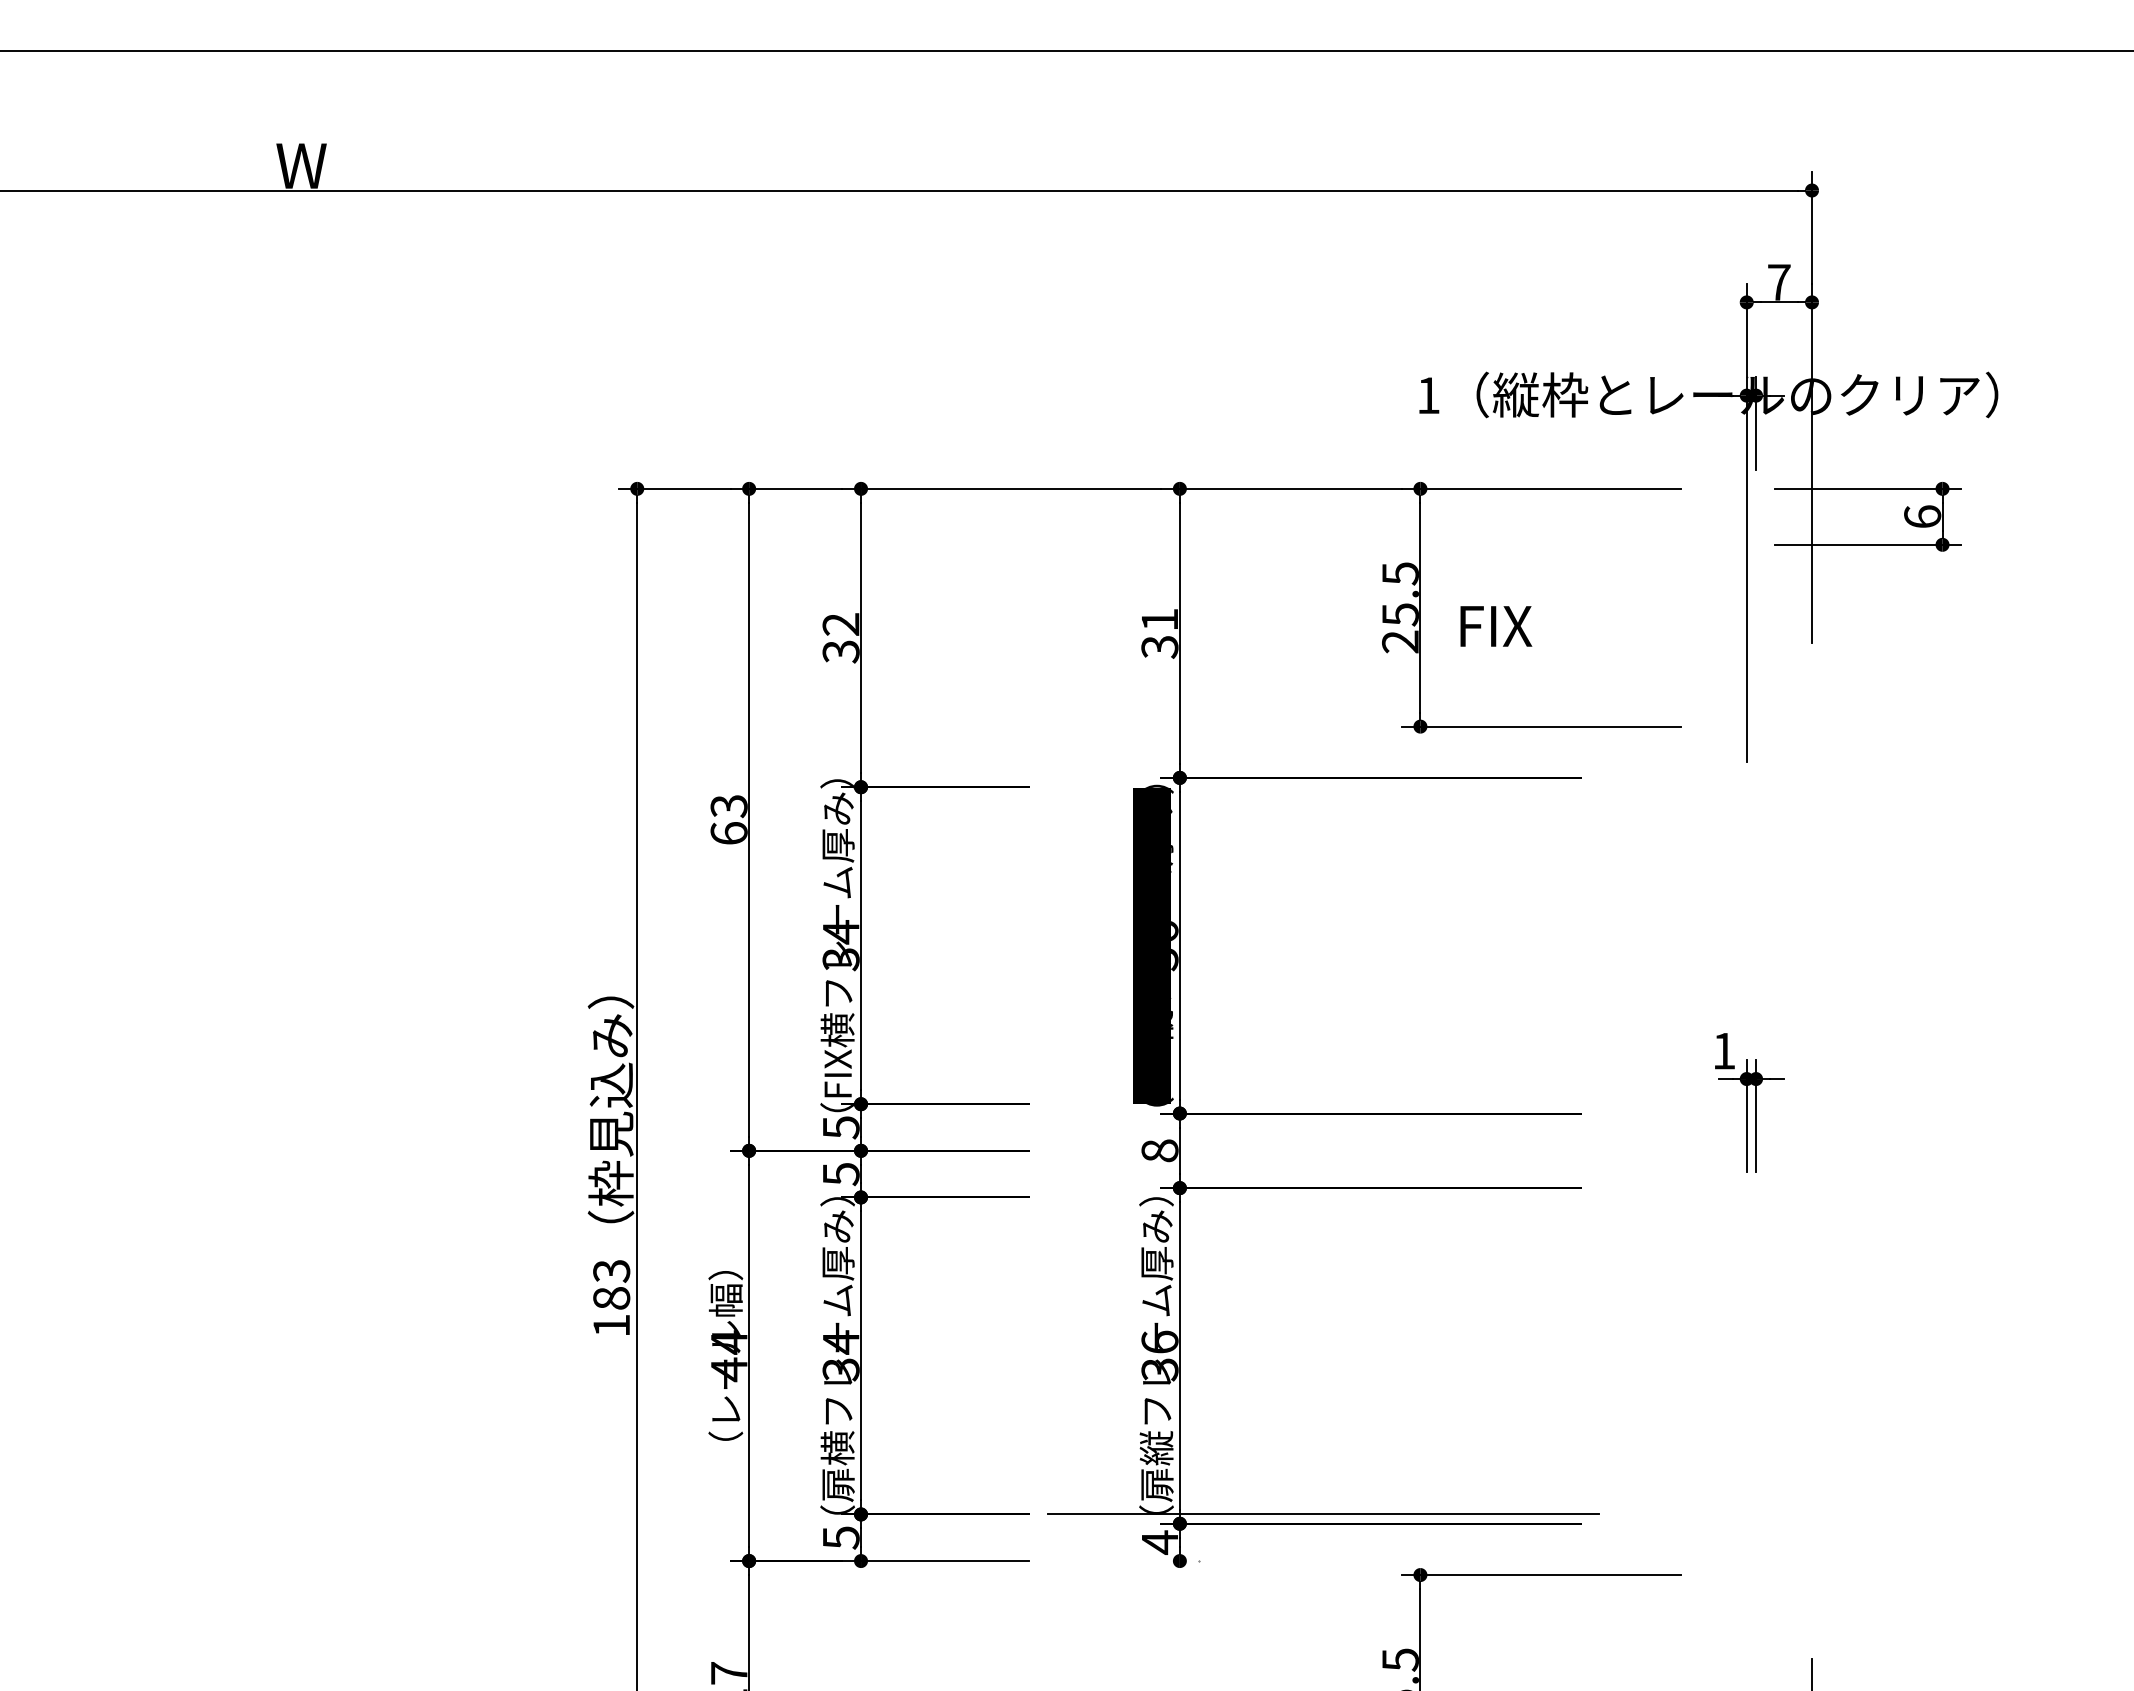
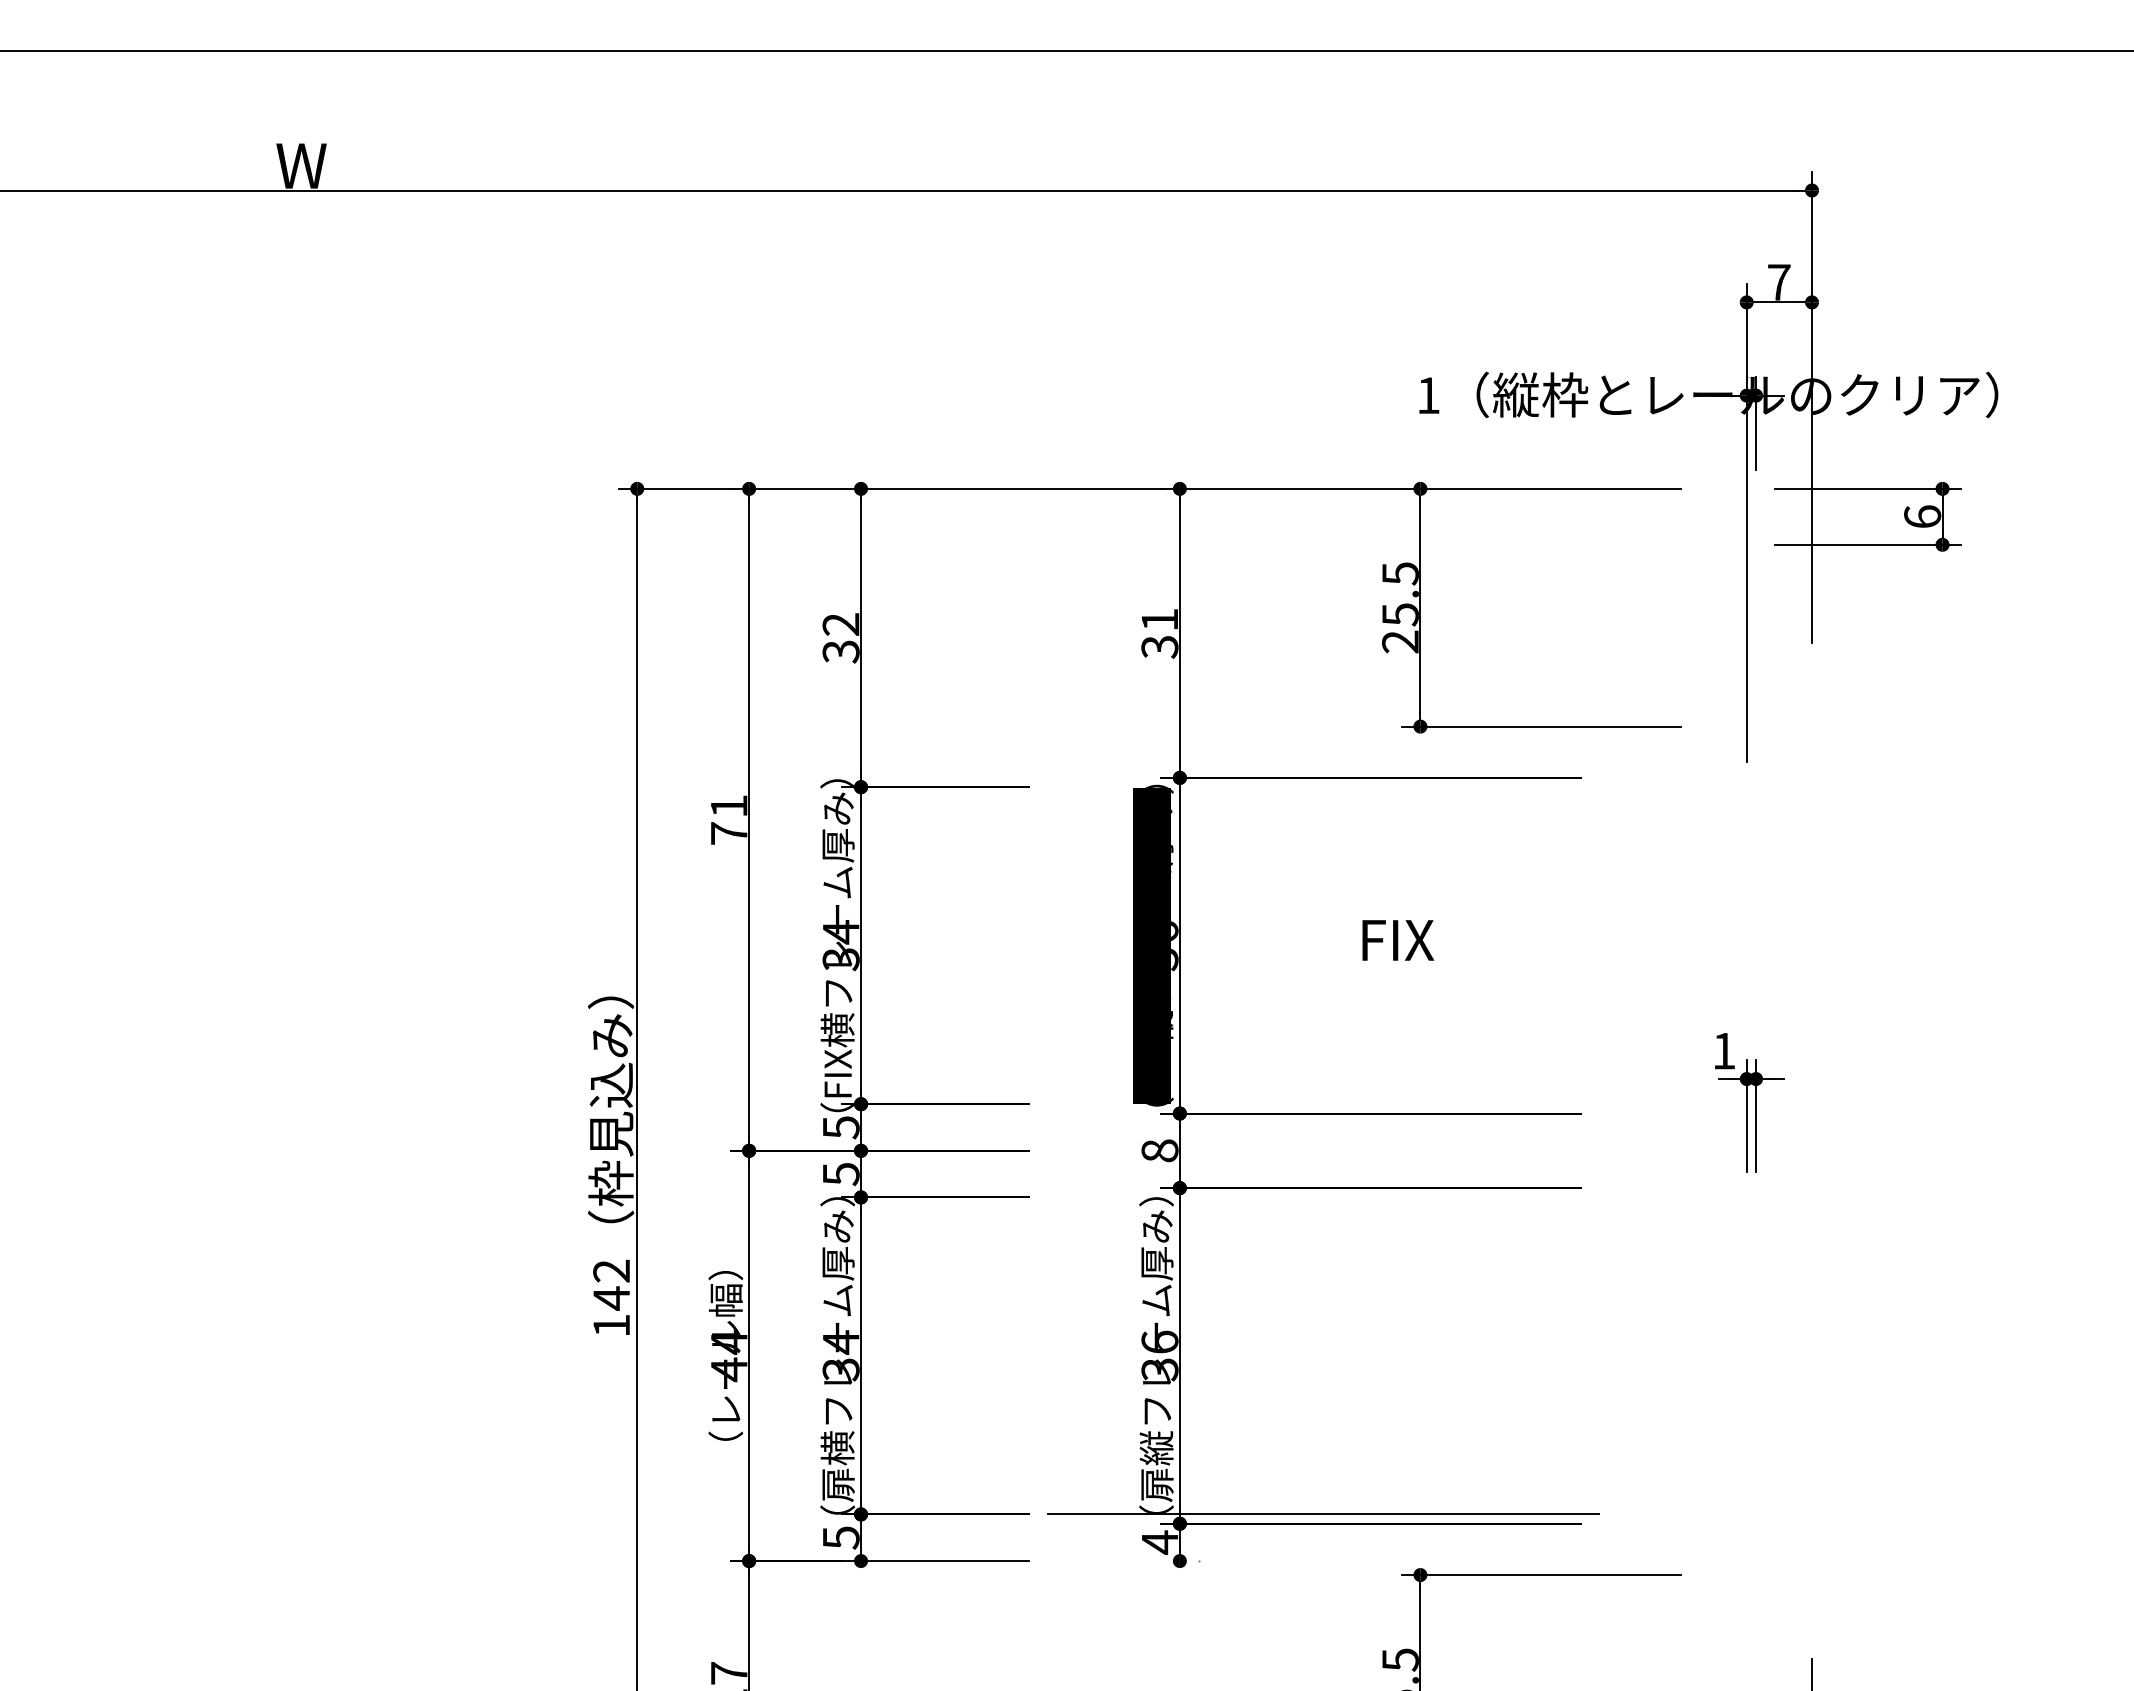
text position: (1496, 626) -> (1398, 940) (1398, 940)
text: 63 -> 71 (728, 819)
text: 183 -> 142 (611, 1284)
